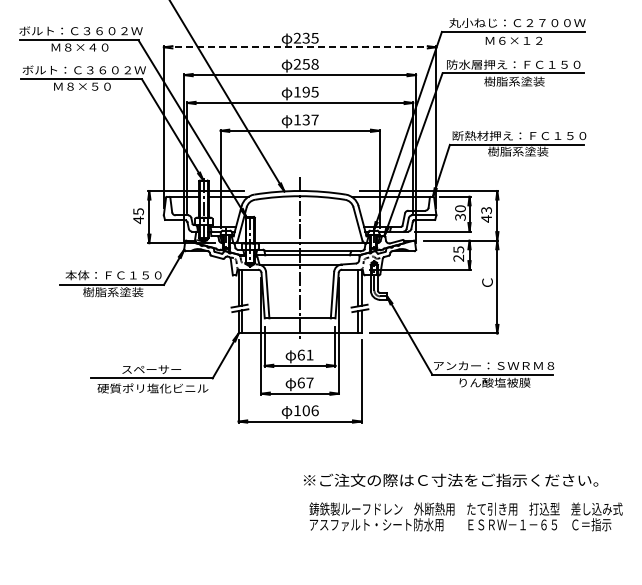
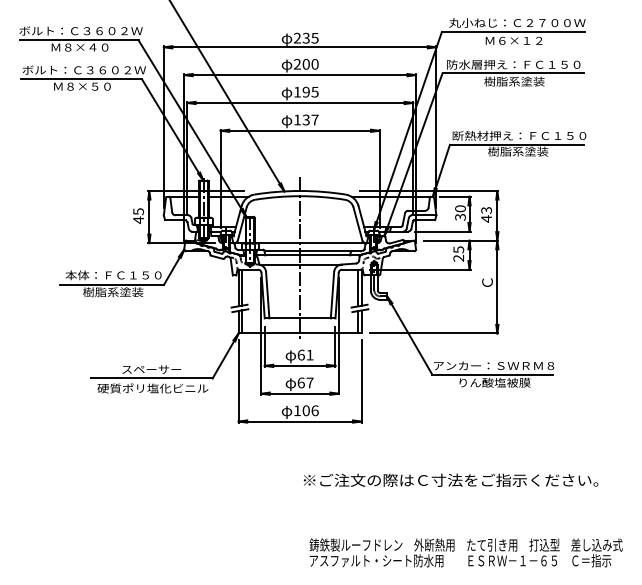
line: dashed -> solid (300, 47)
text: 258 -> 200 (310, 63)
text position: (465, 516) -> (465, 552) (465, 552)
